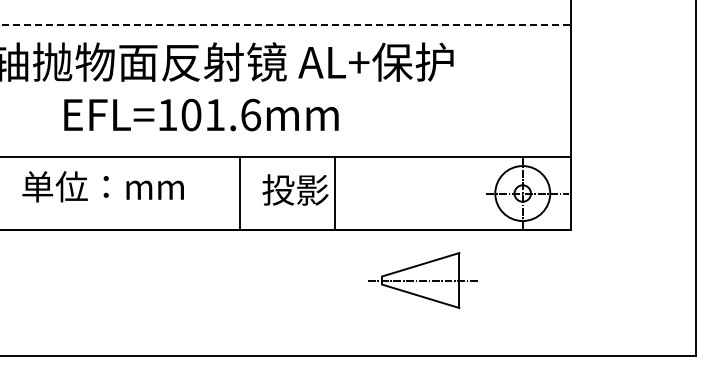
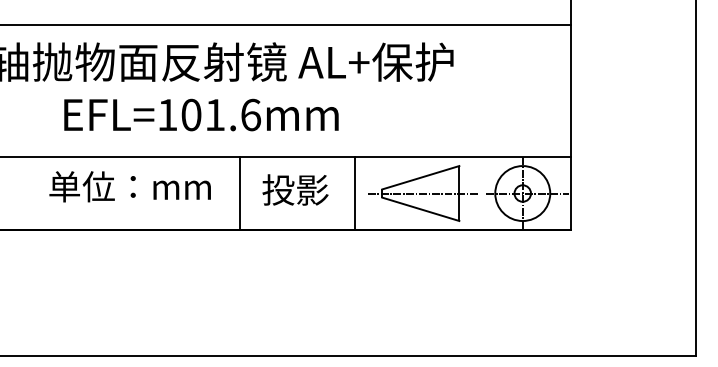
line: dashed -> solid (286, 25)
text position: (102, 186) -> (129, 186) (129, 186)
line position: (334, 193) -> (354, 193) (354, 193)
part position: (422, 280) -> (422, 193) (422, 193)
